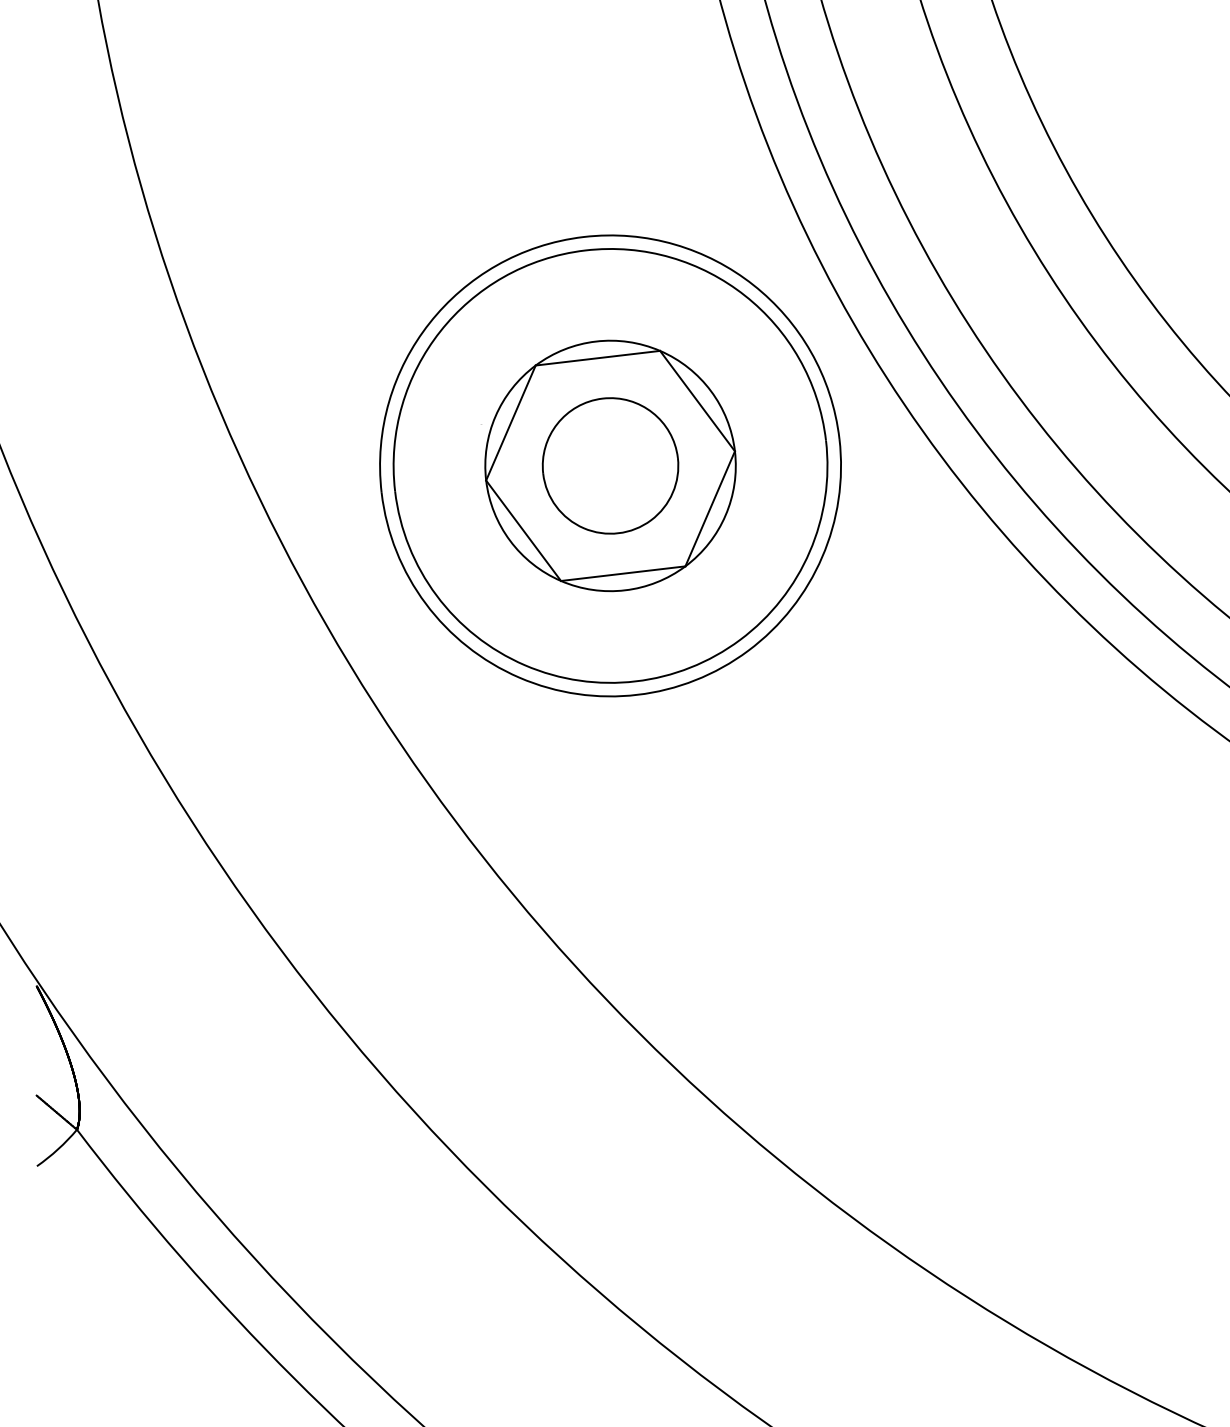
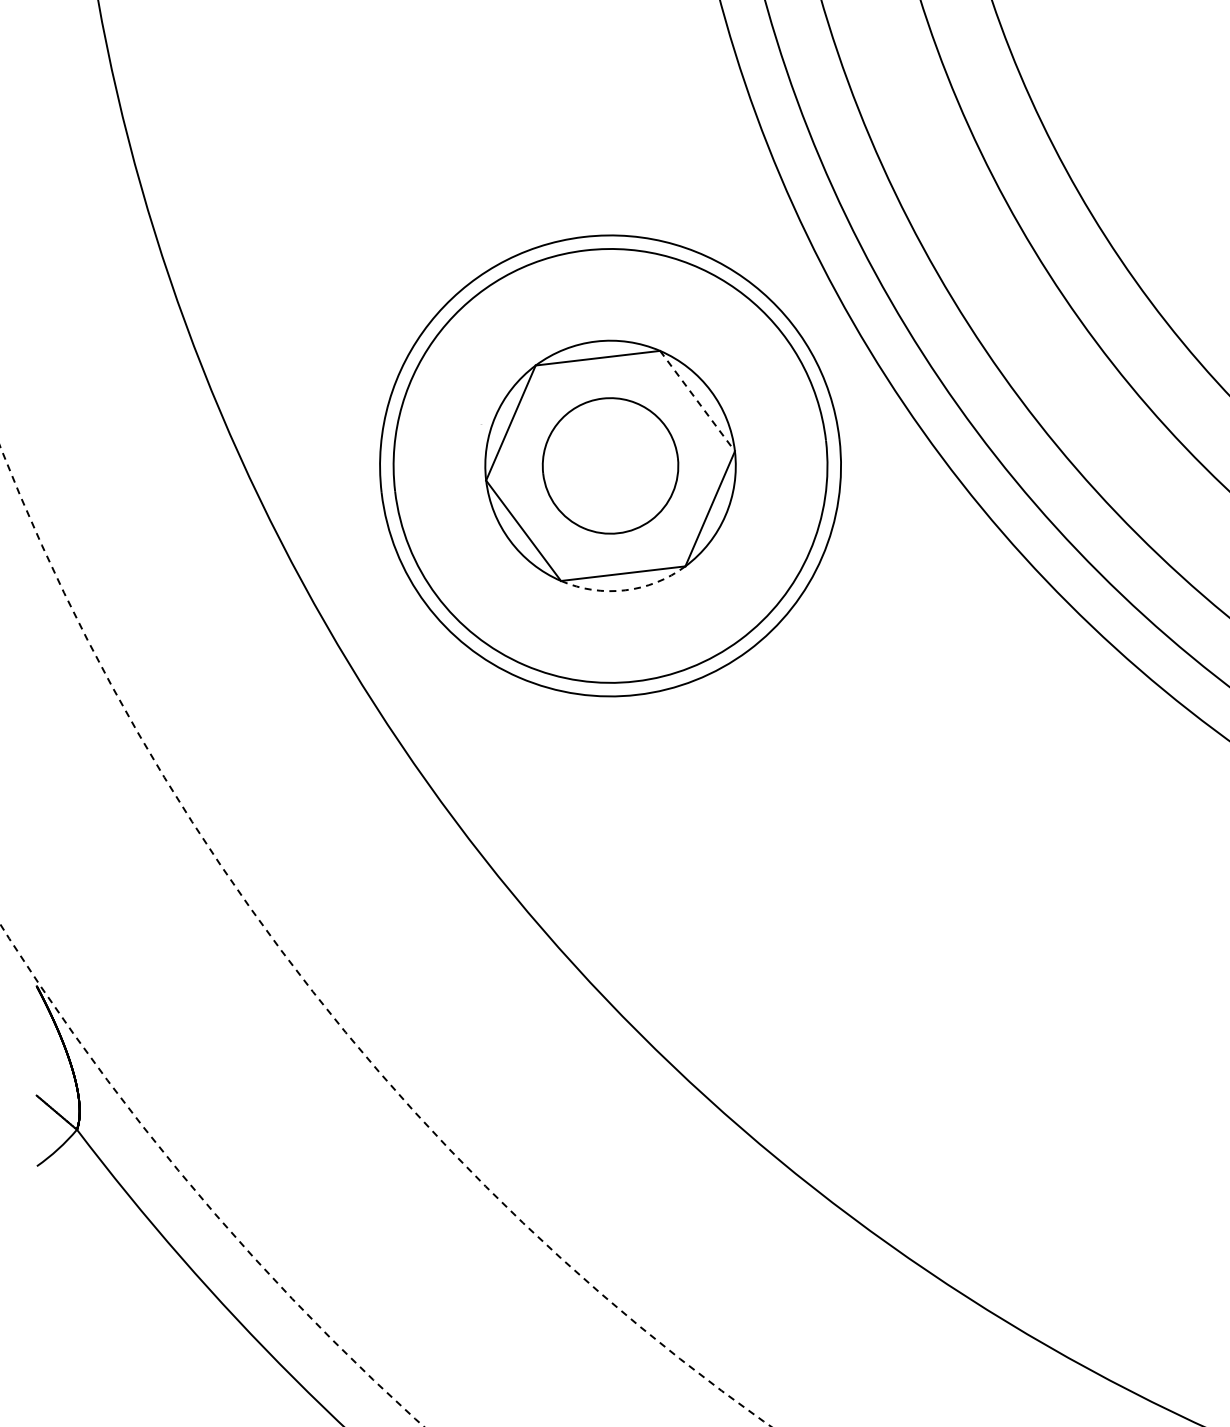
line: solid -> dashed (697, 401)
arc: solid -> dashed (625, 590)
arc: solid -> dashed (314, 994)
arc: solid -> dashed (195, 1190)
